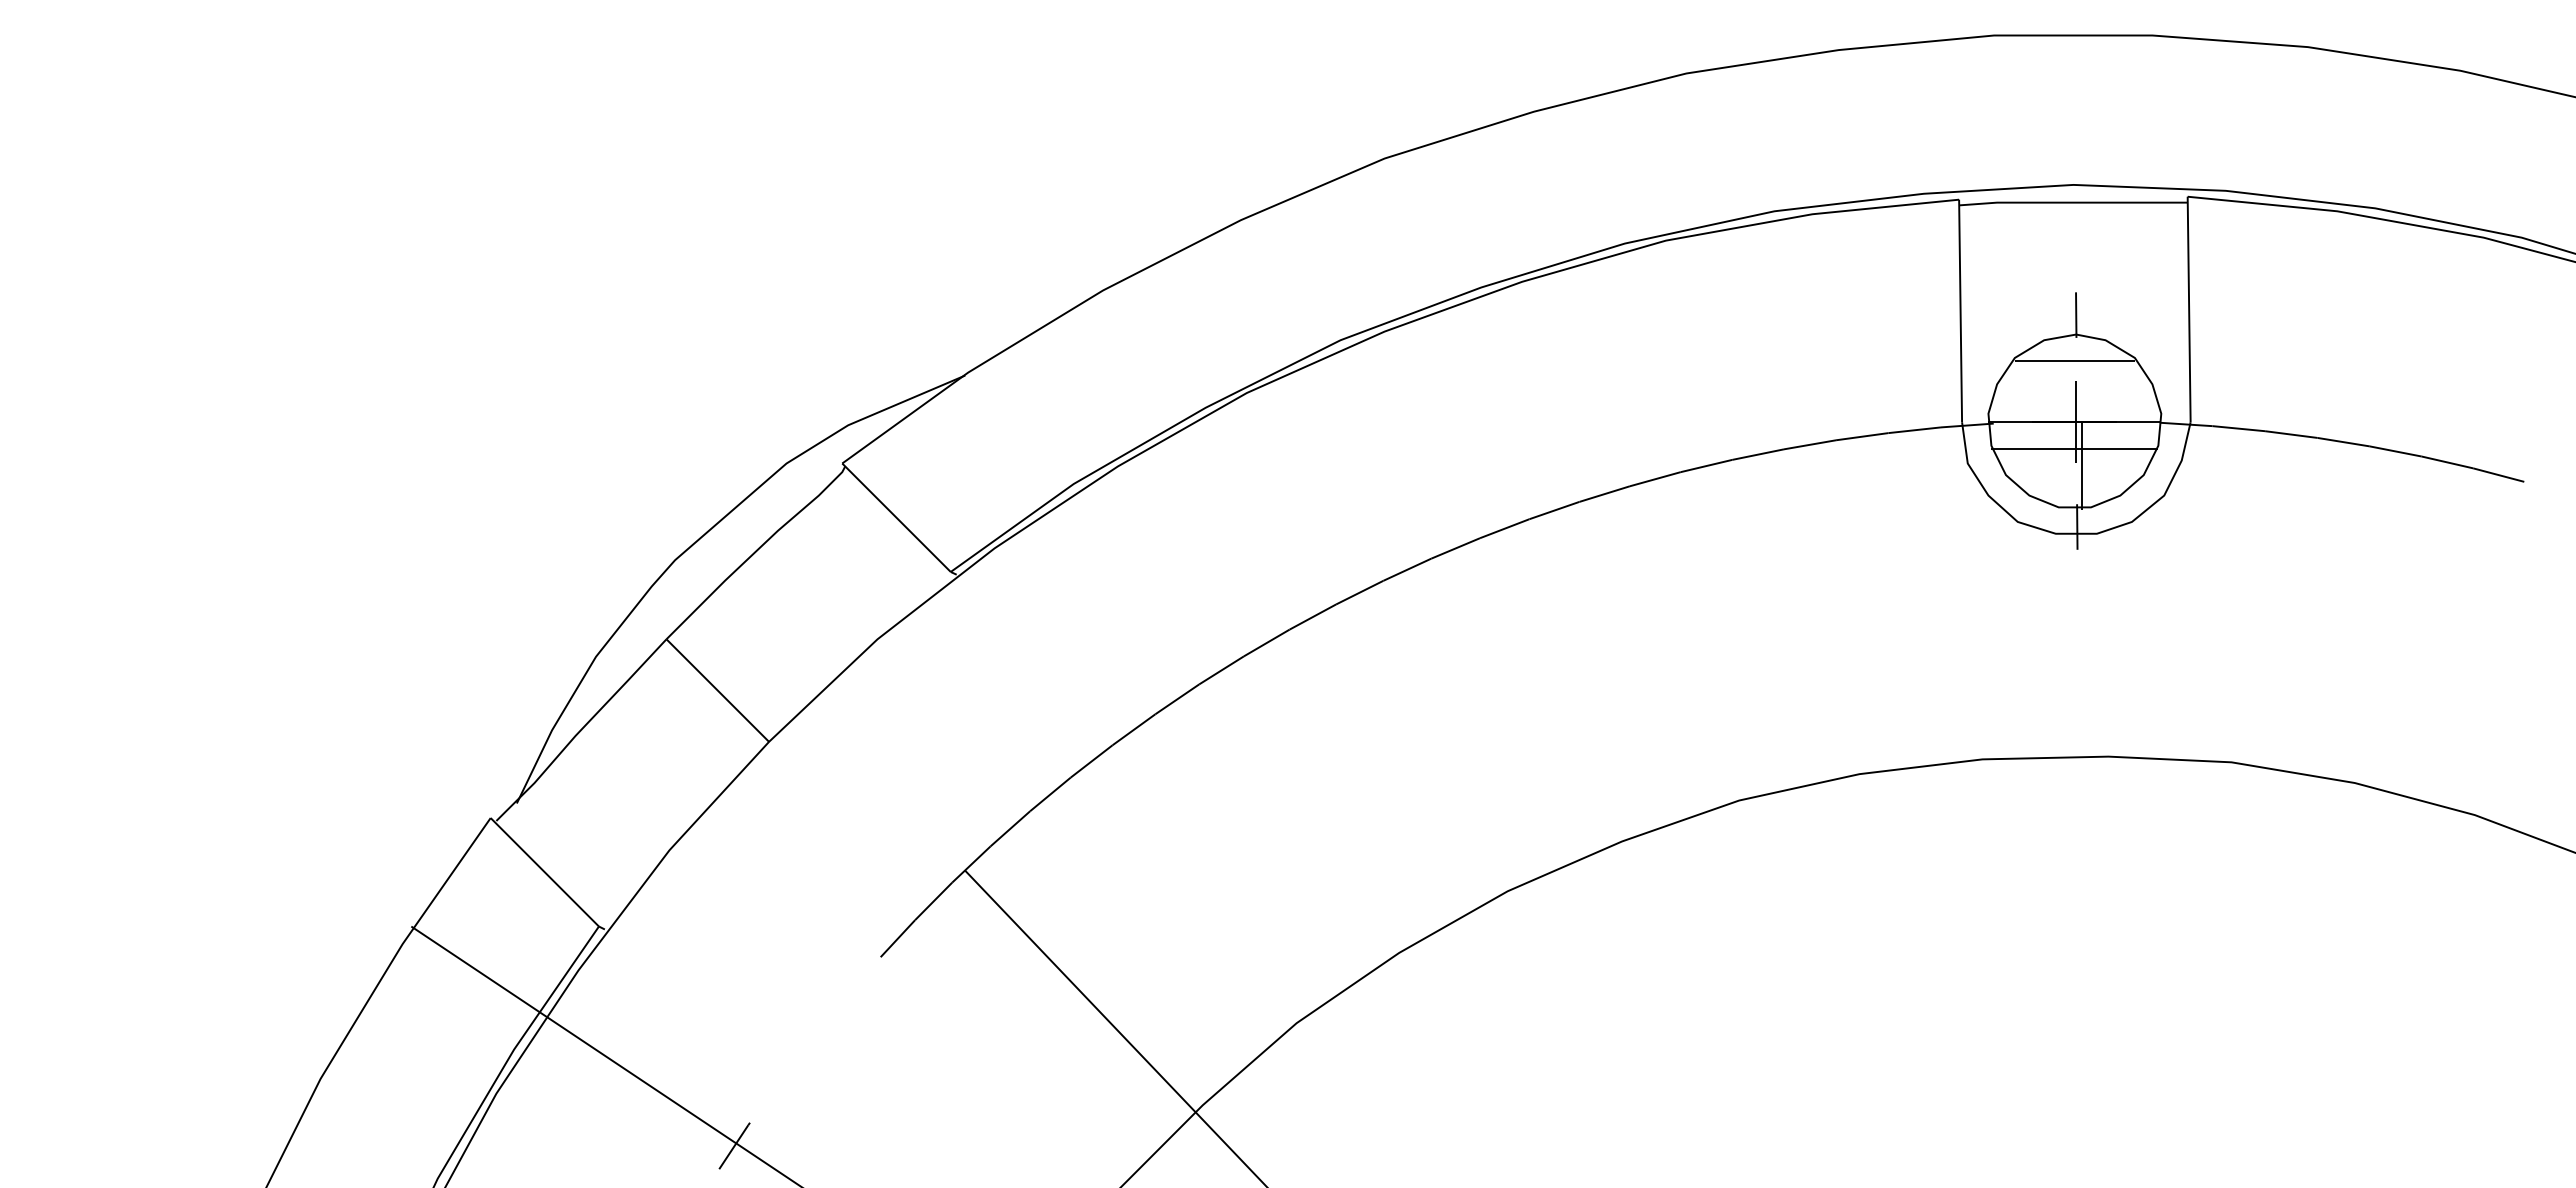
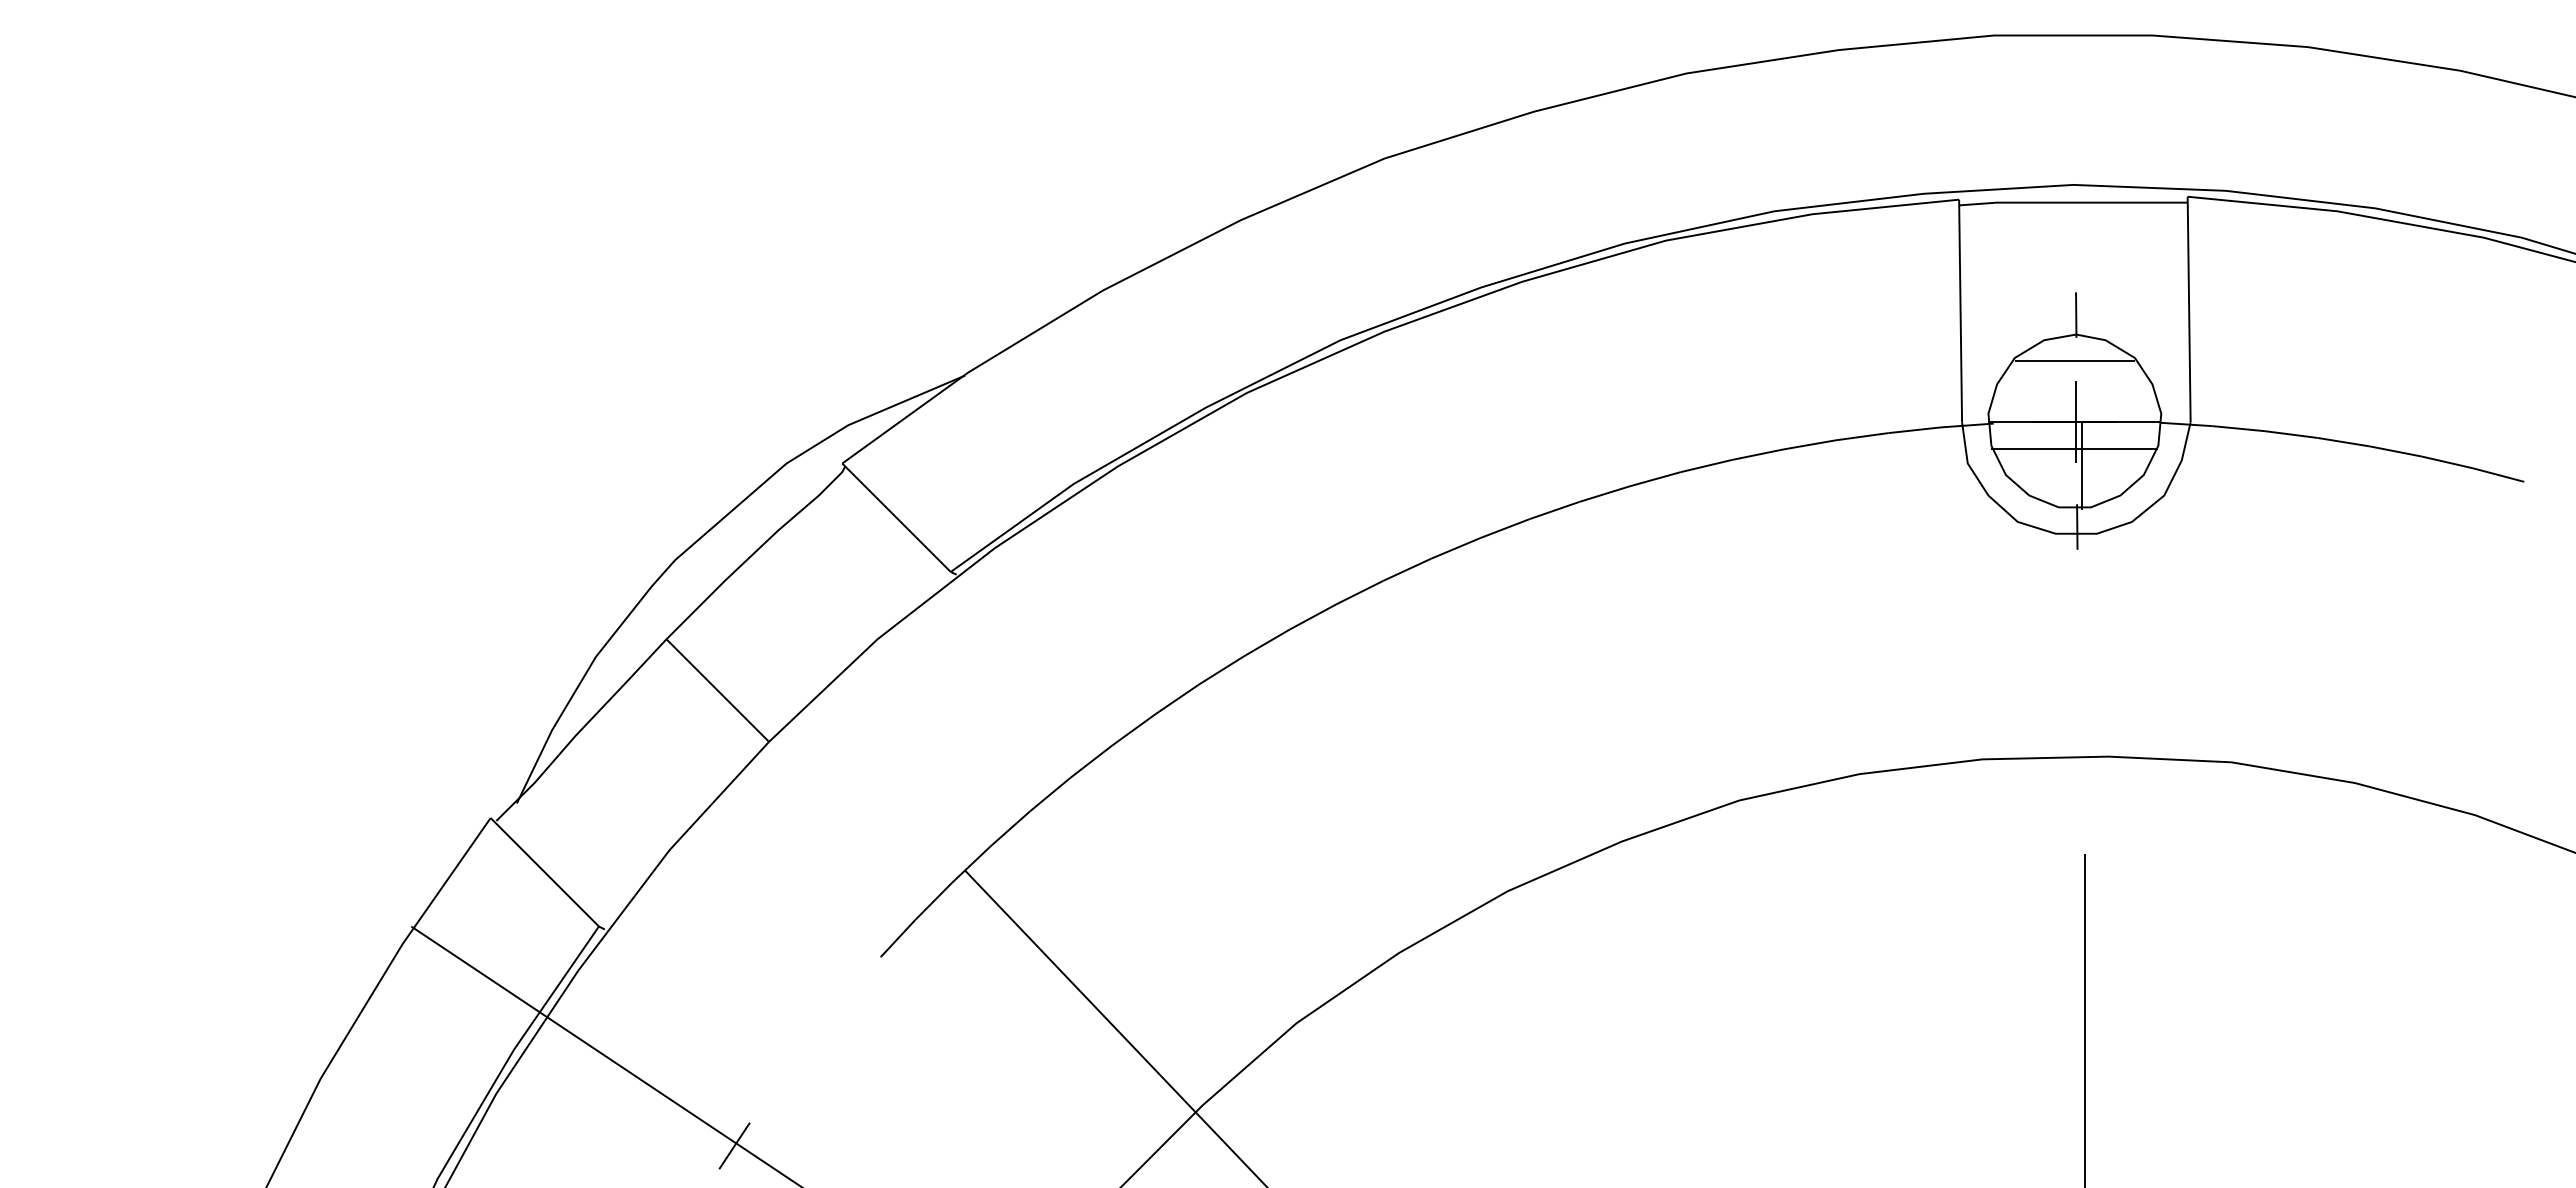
line: none -> present (2084, 1019)
